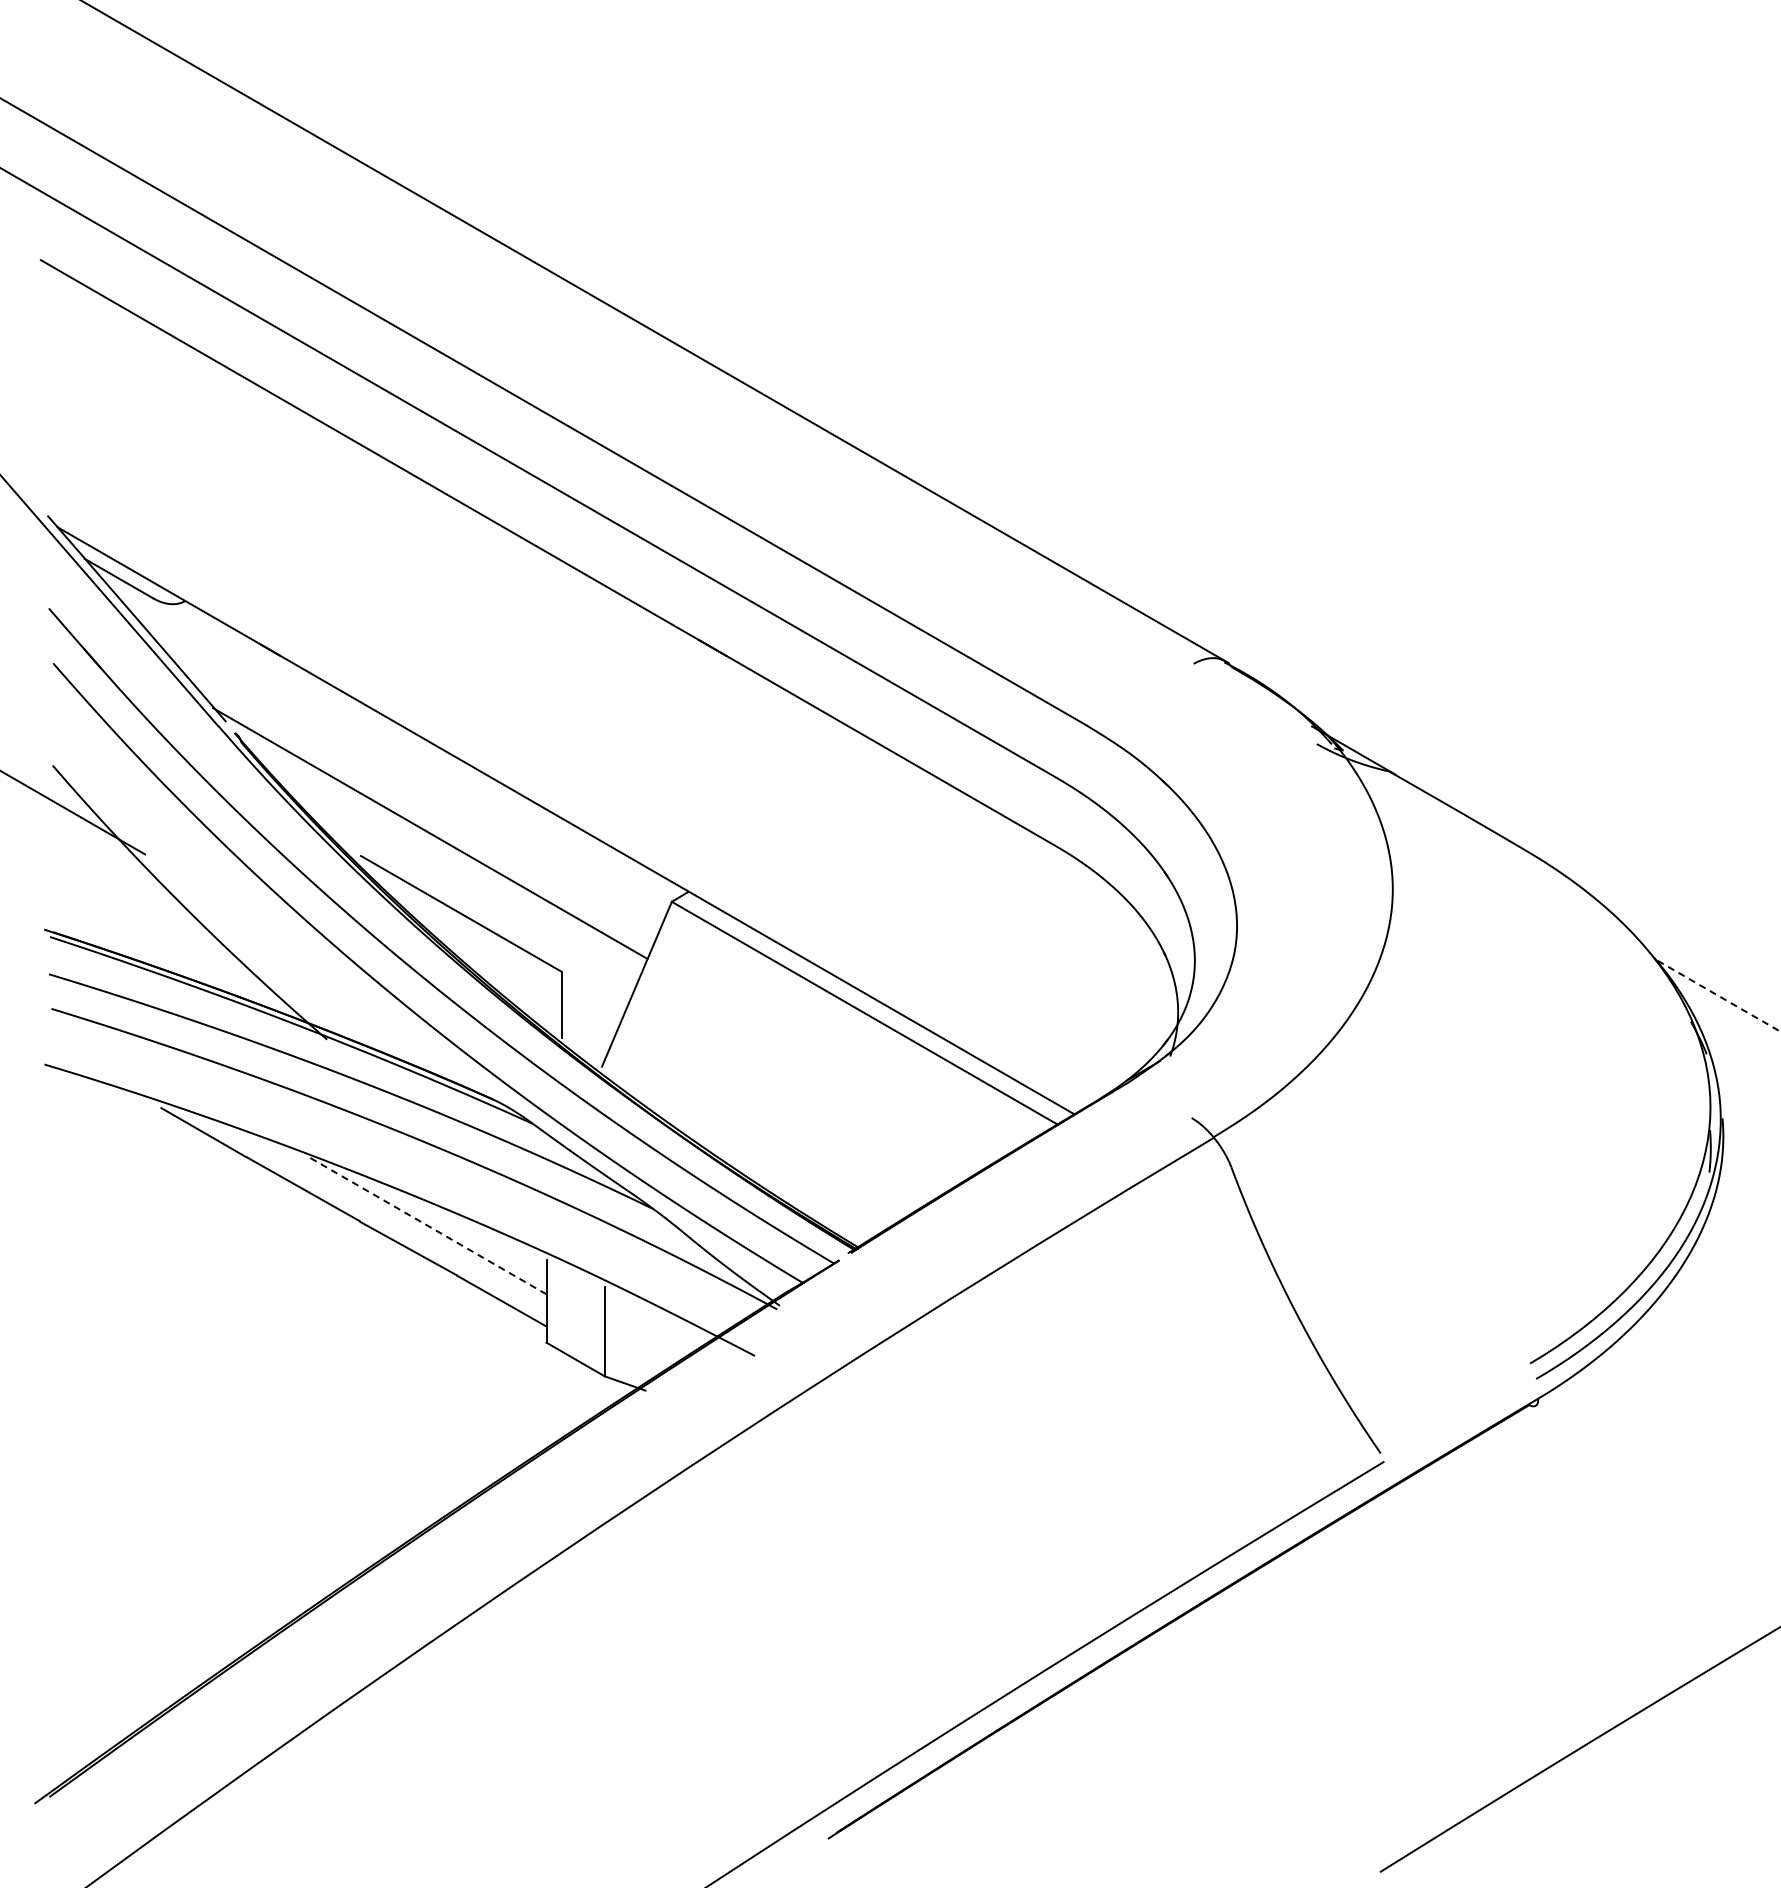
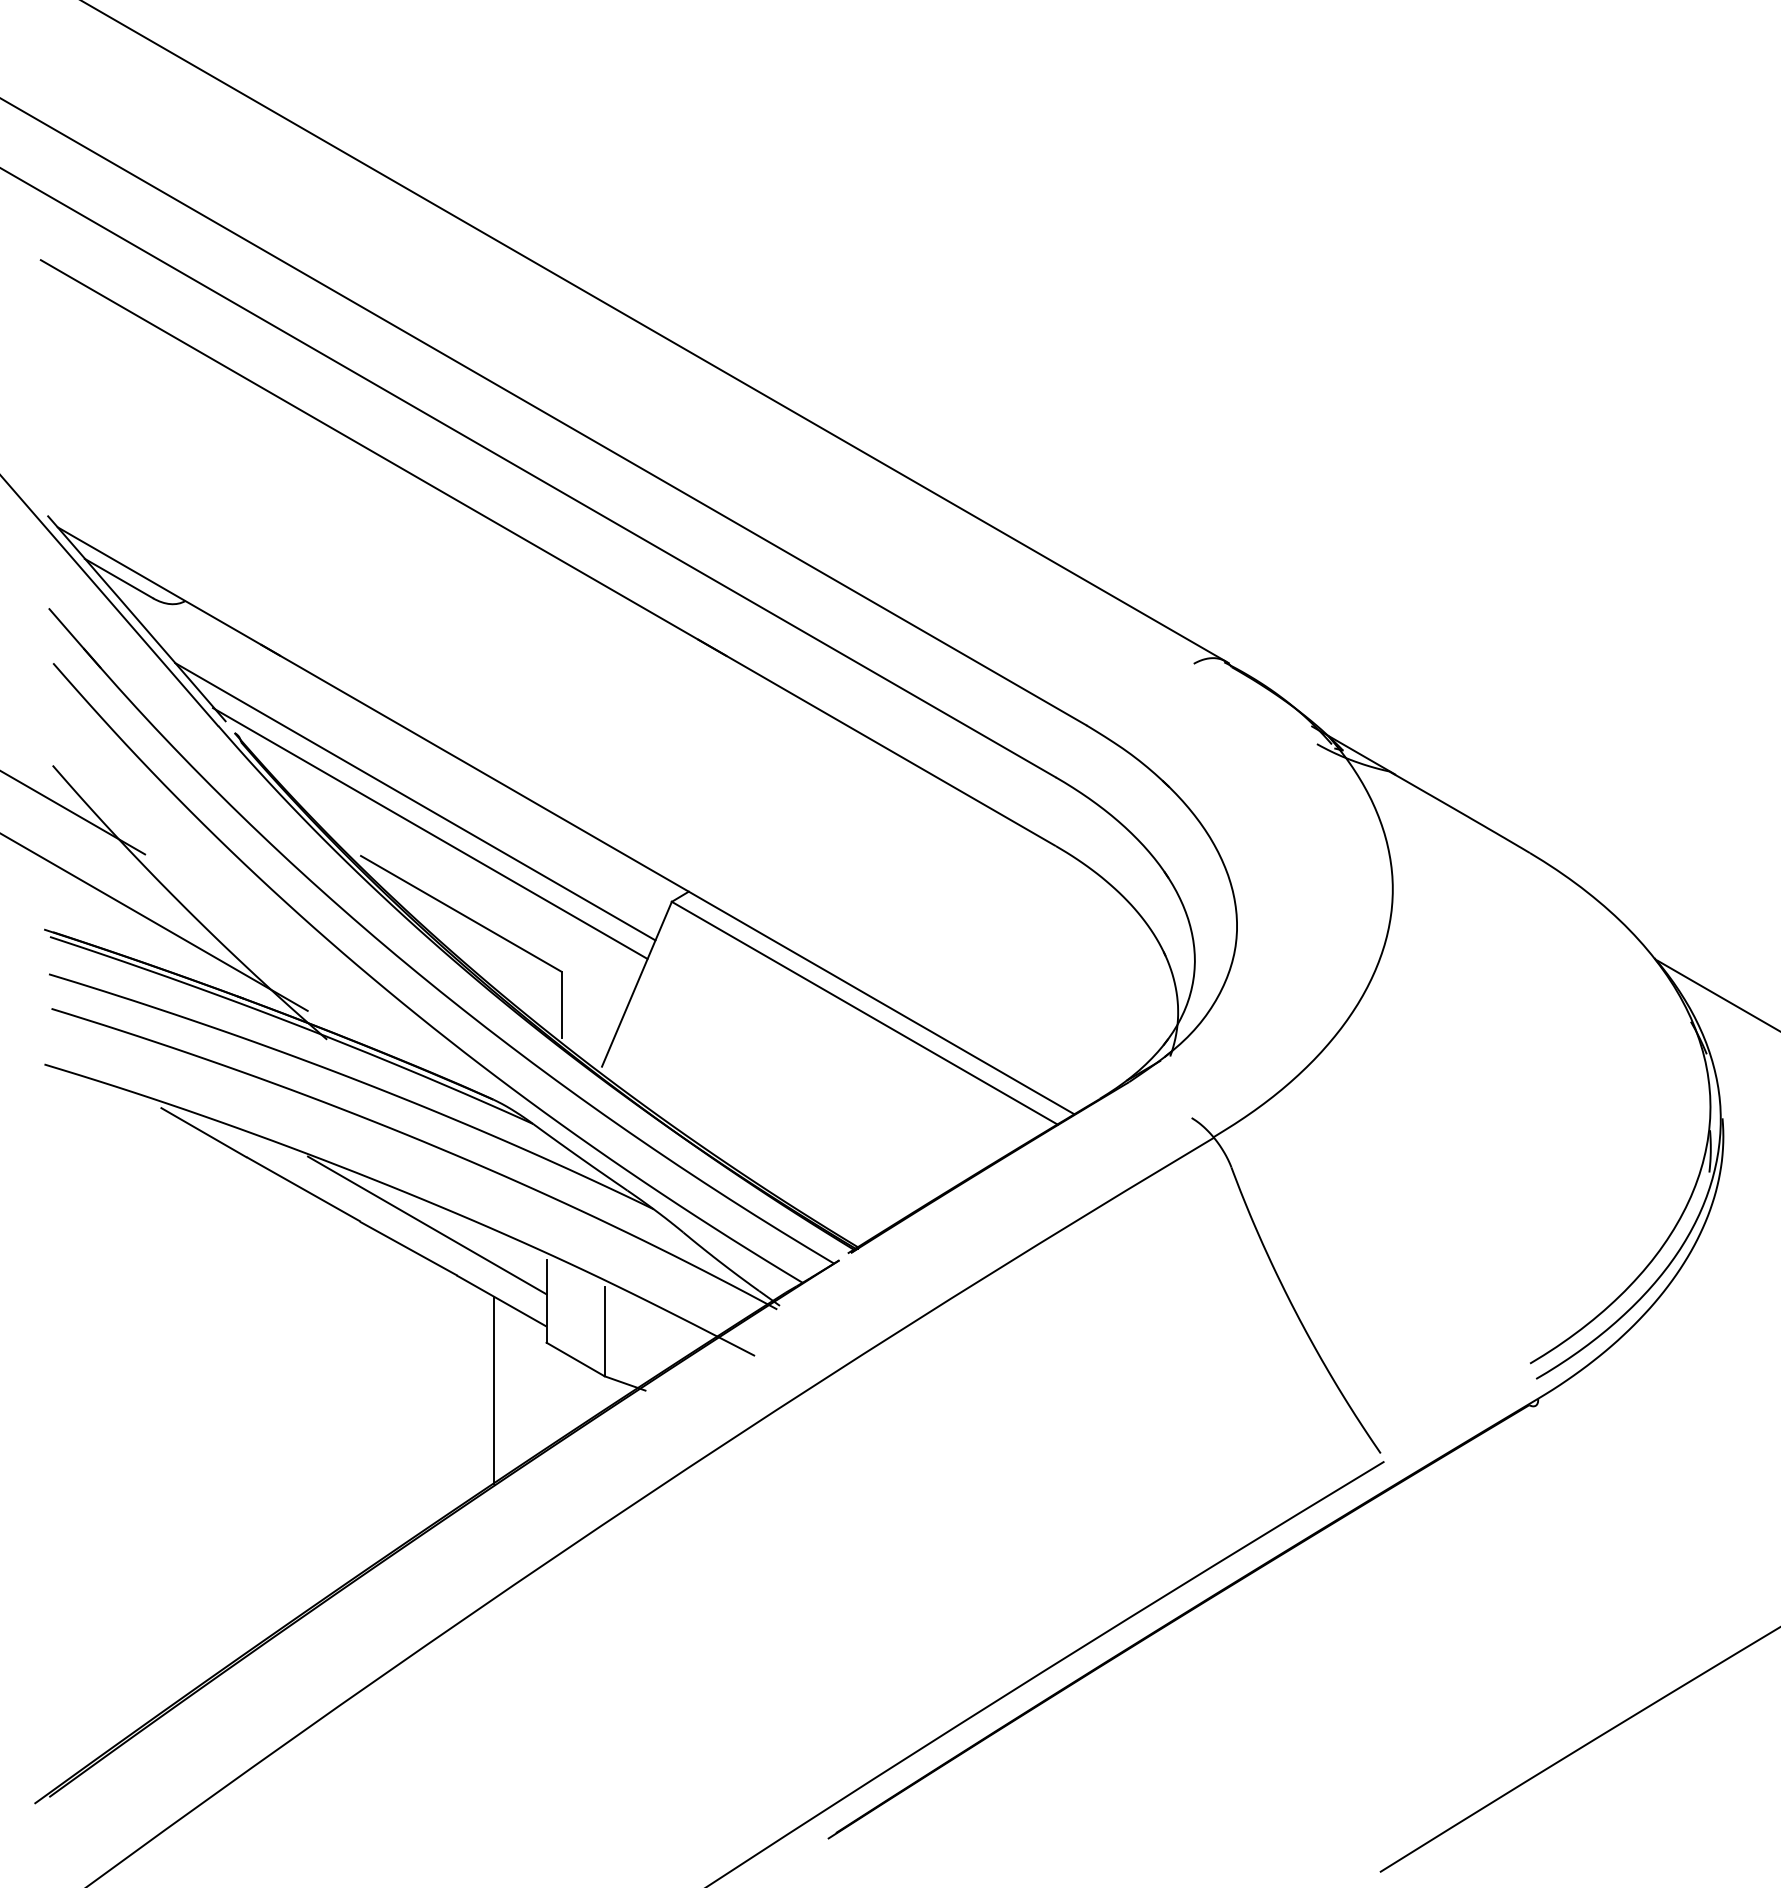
line: none -> present (415, 801)
line: none -> present (154, 922)
line: dashed -> solid (1719, 996)
line: dashed -> solid (427, 1225)
line: none -> present (494, 1389)
